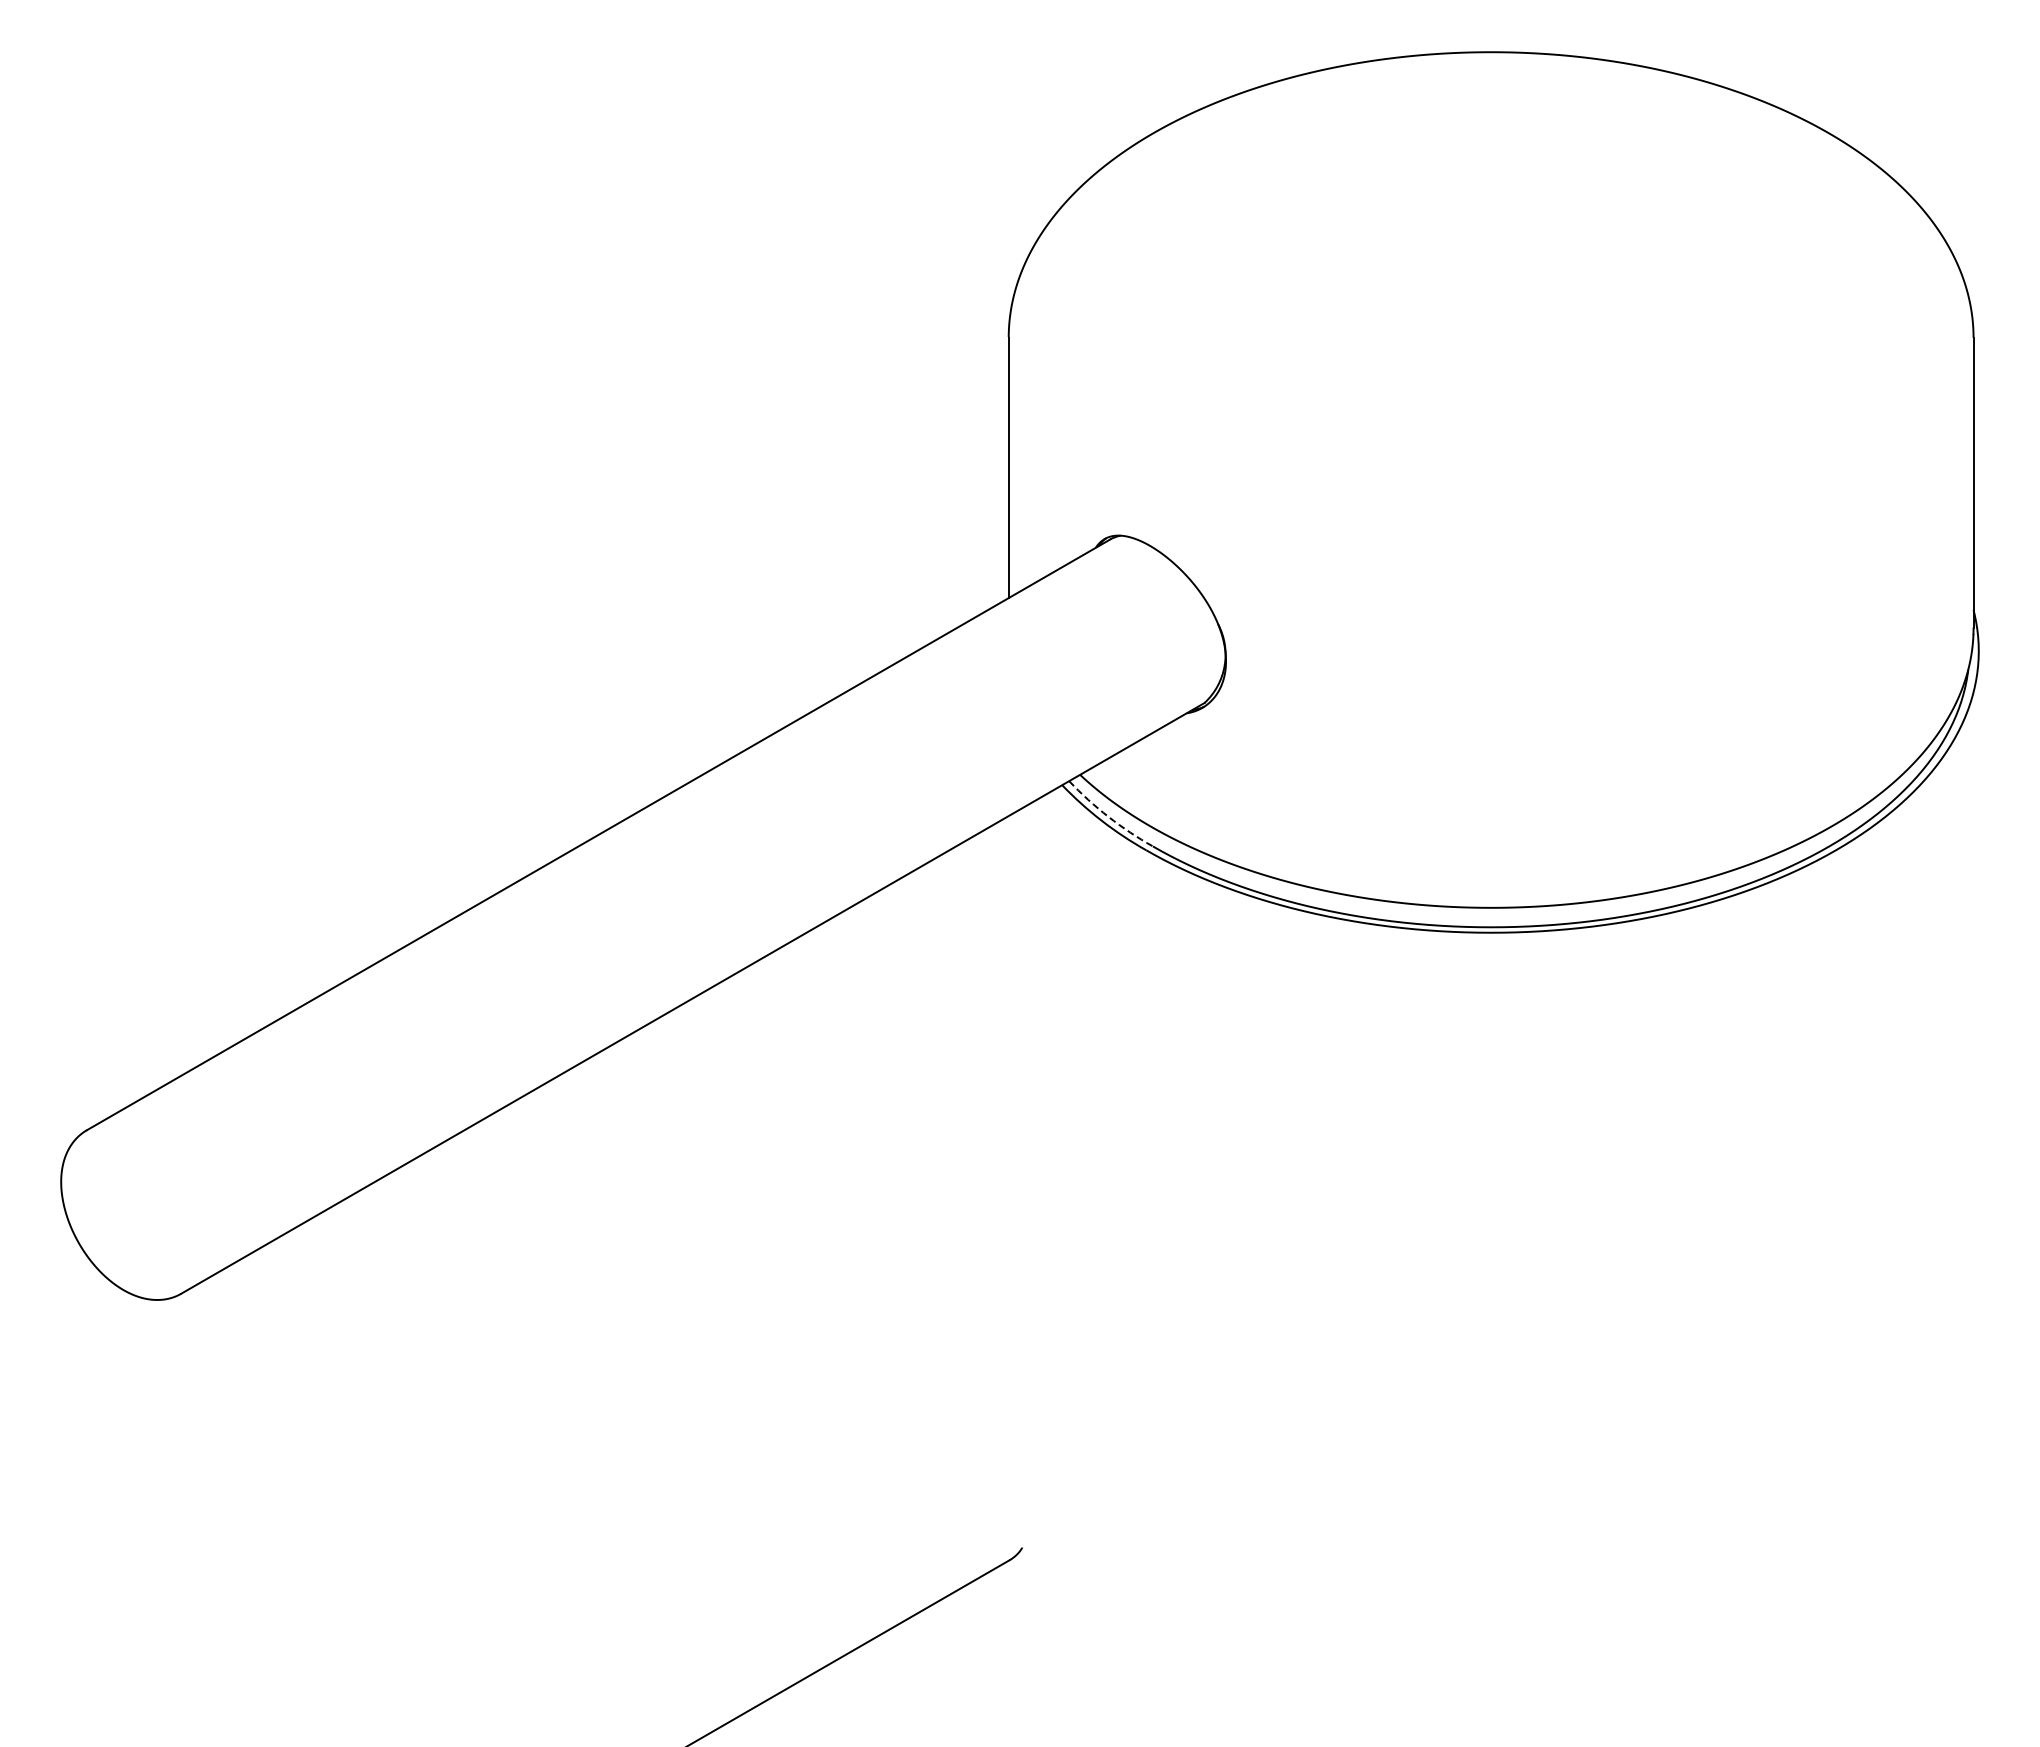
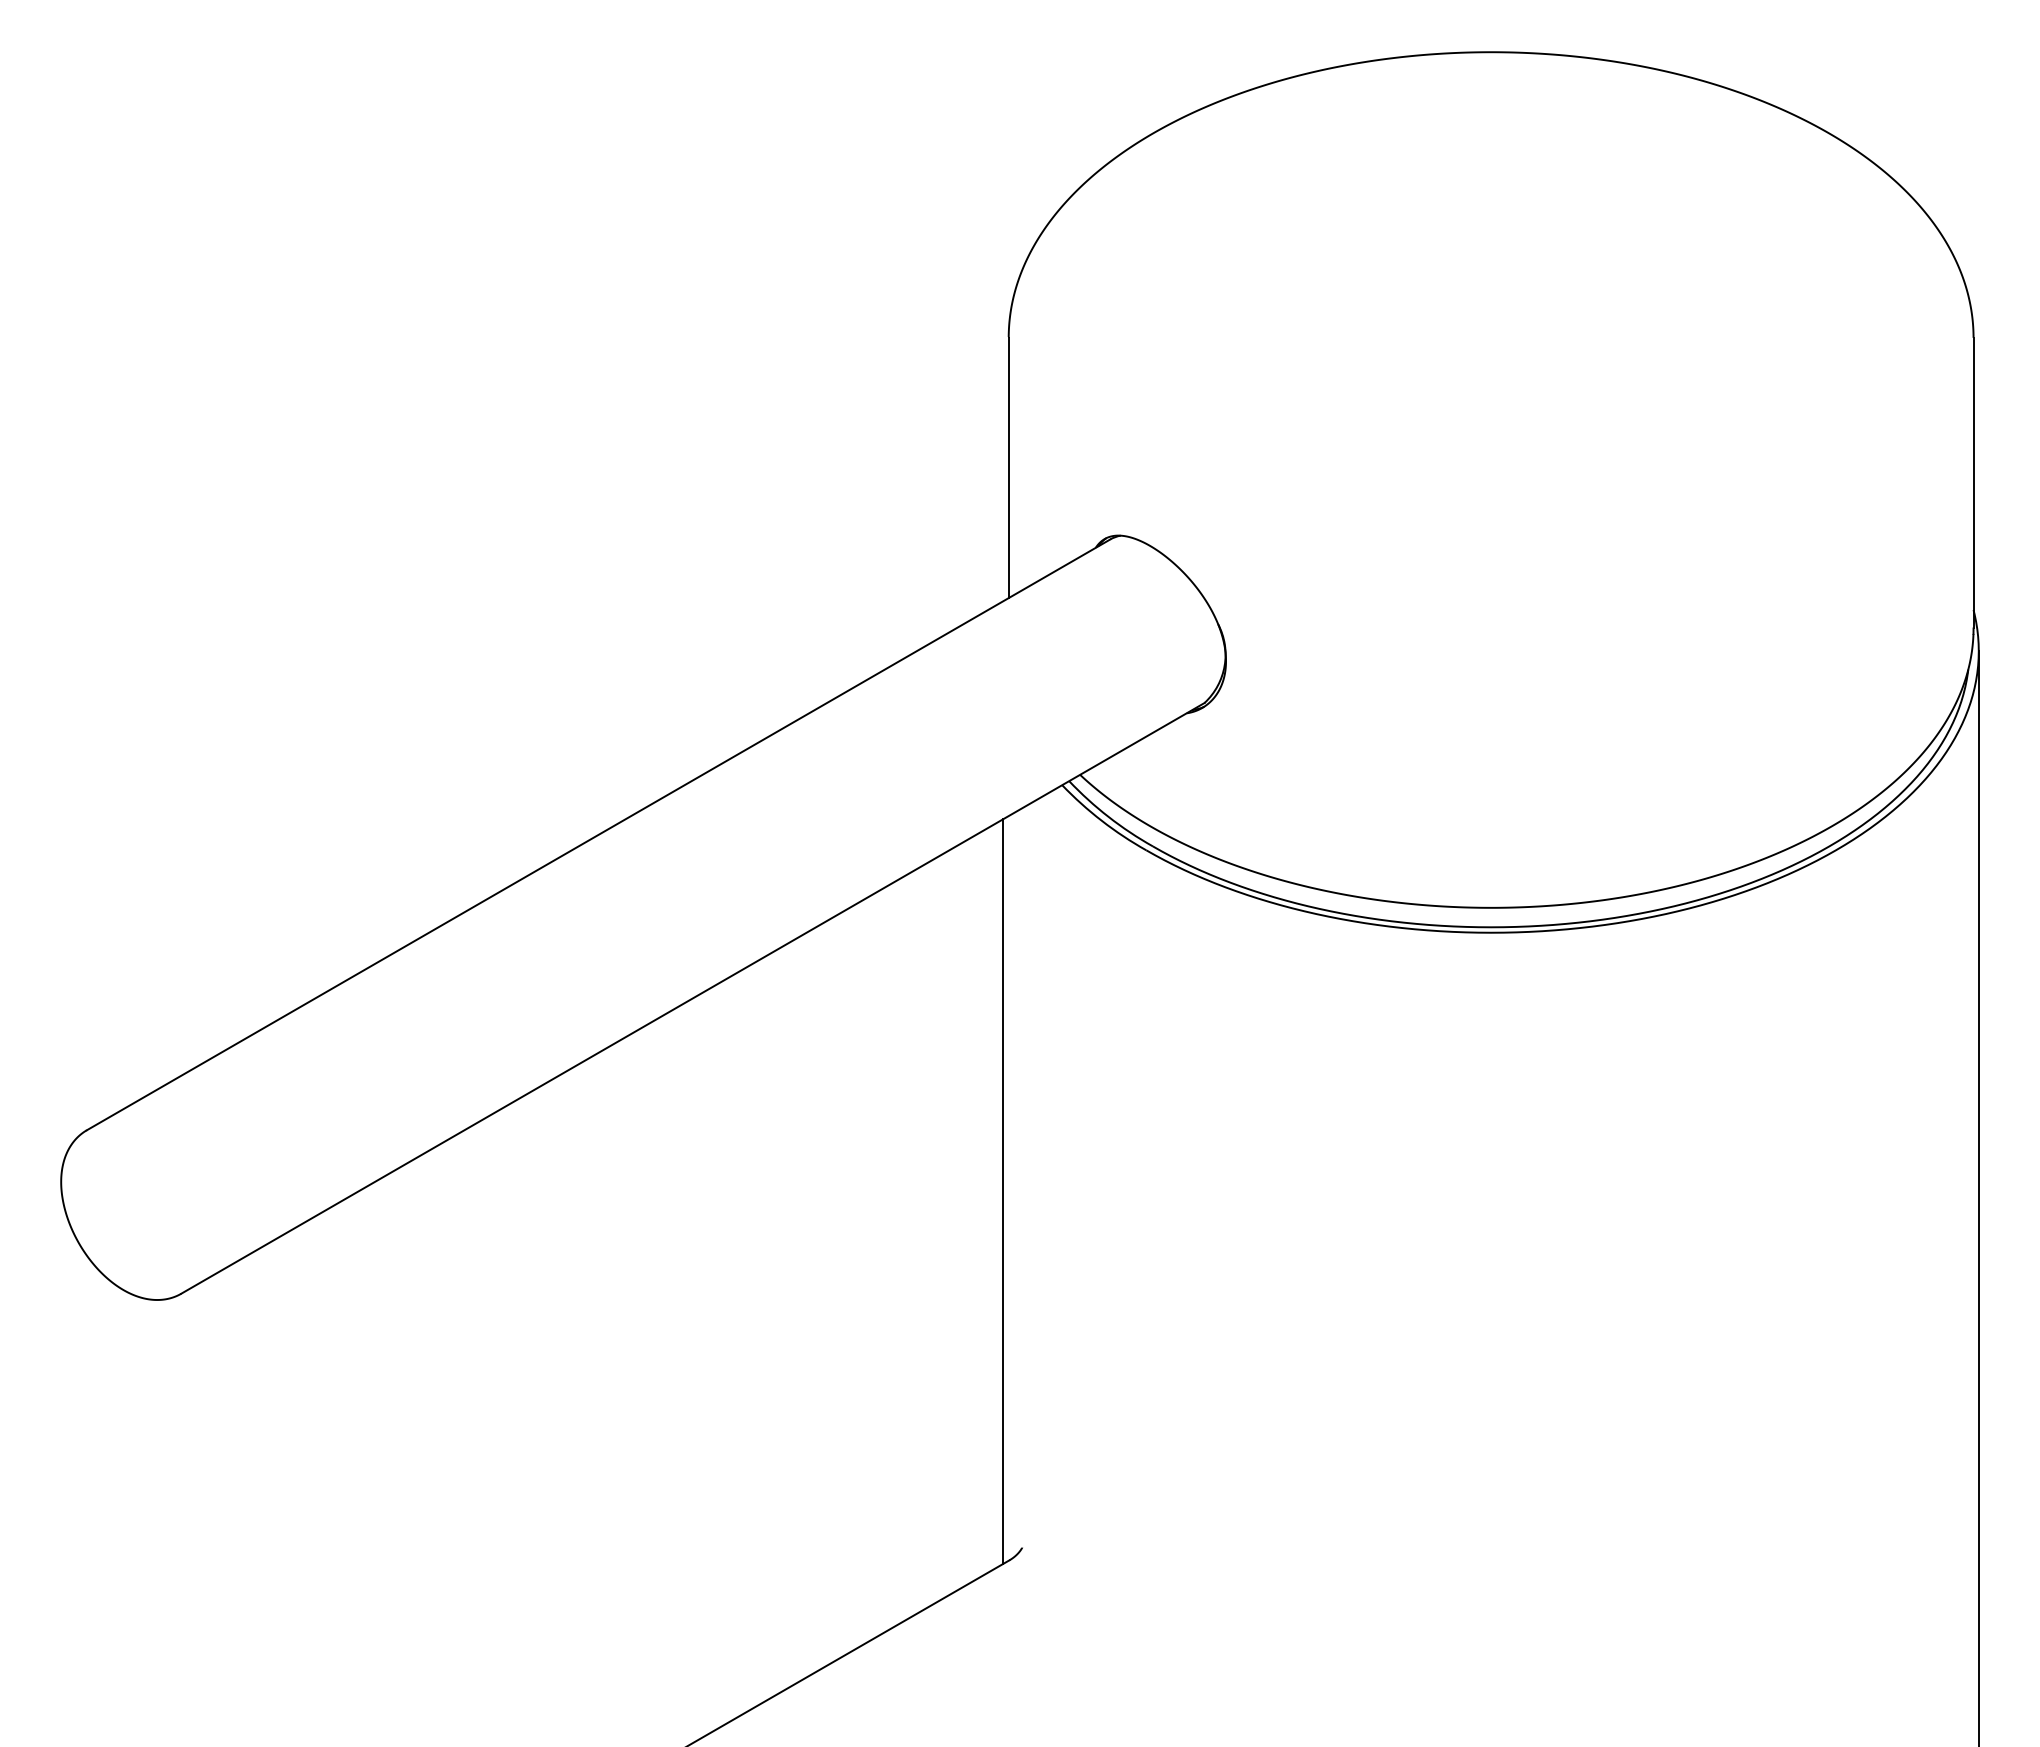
arc: dashed -> solid (1108, 816)
line: none -> present (1003, 1191)
line: none -> present (1978, 1197)
